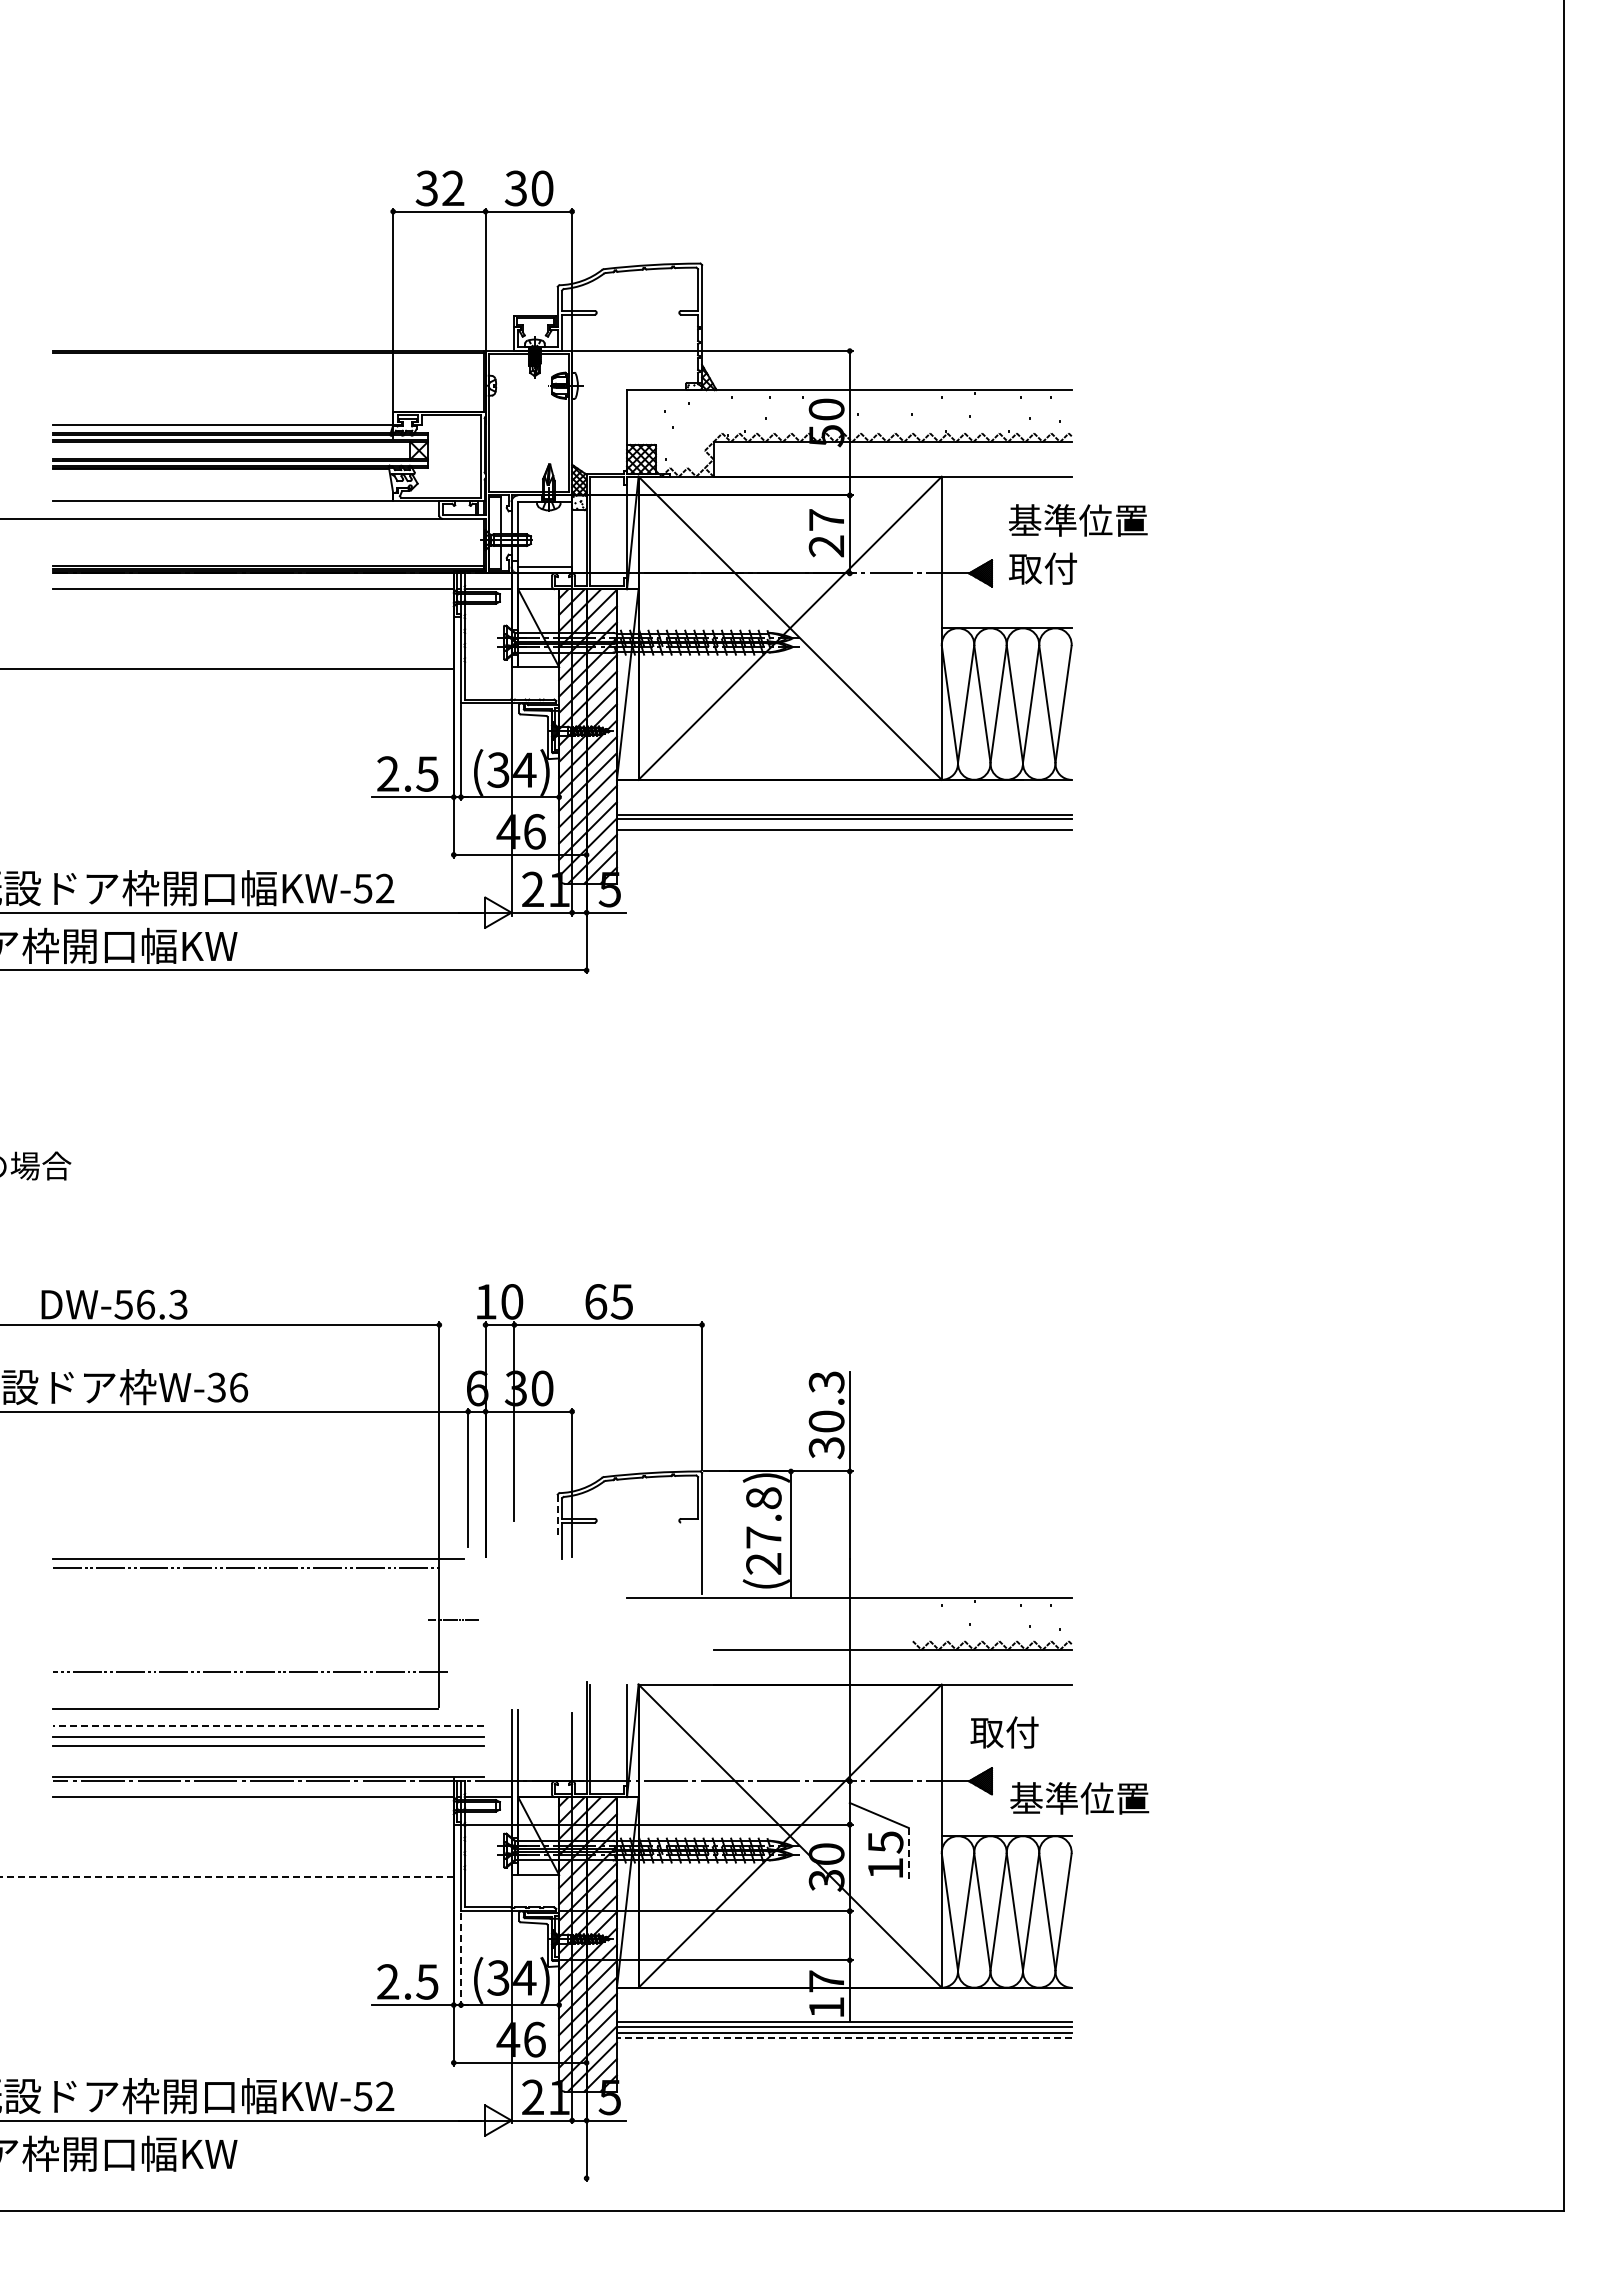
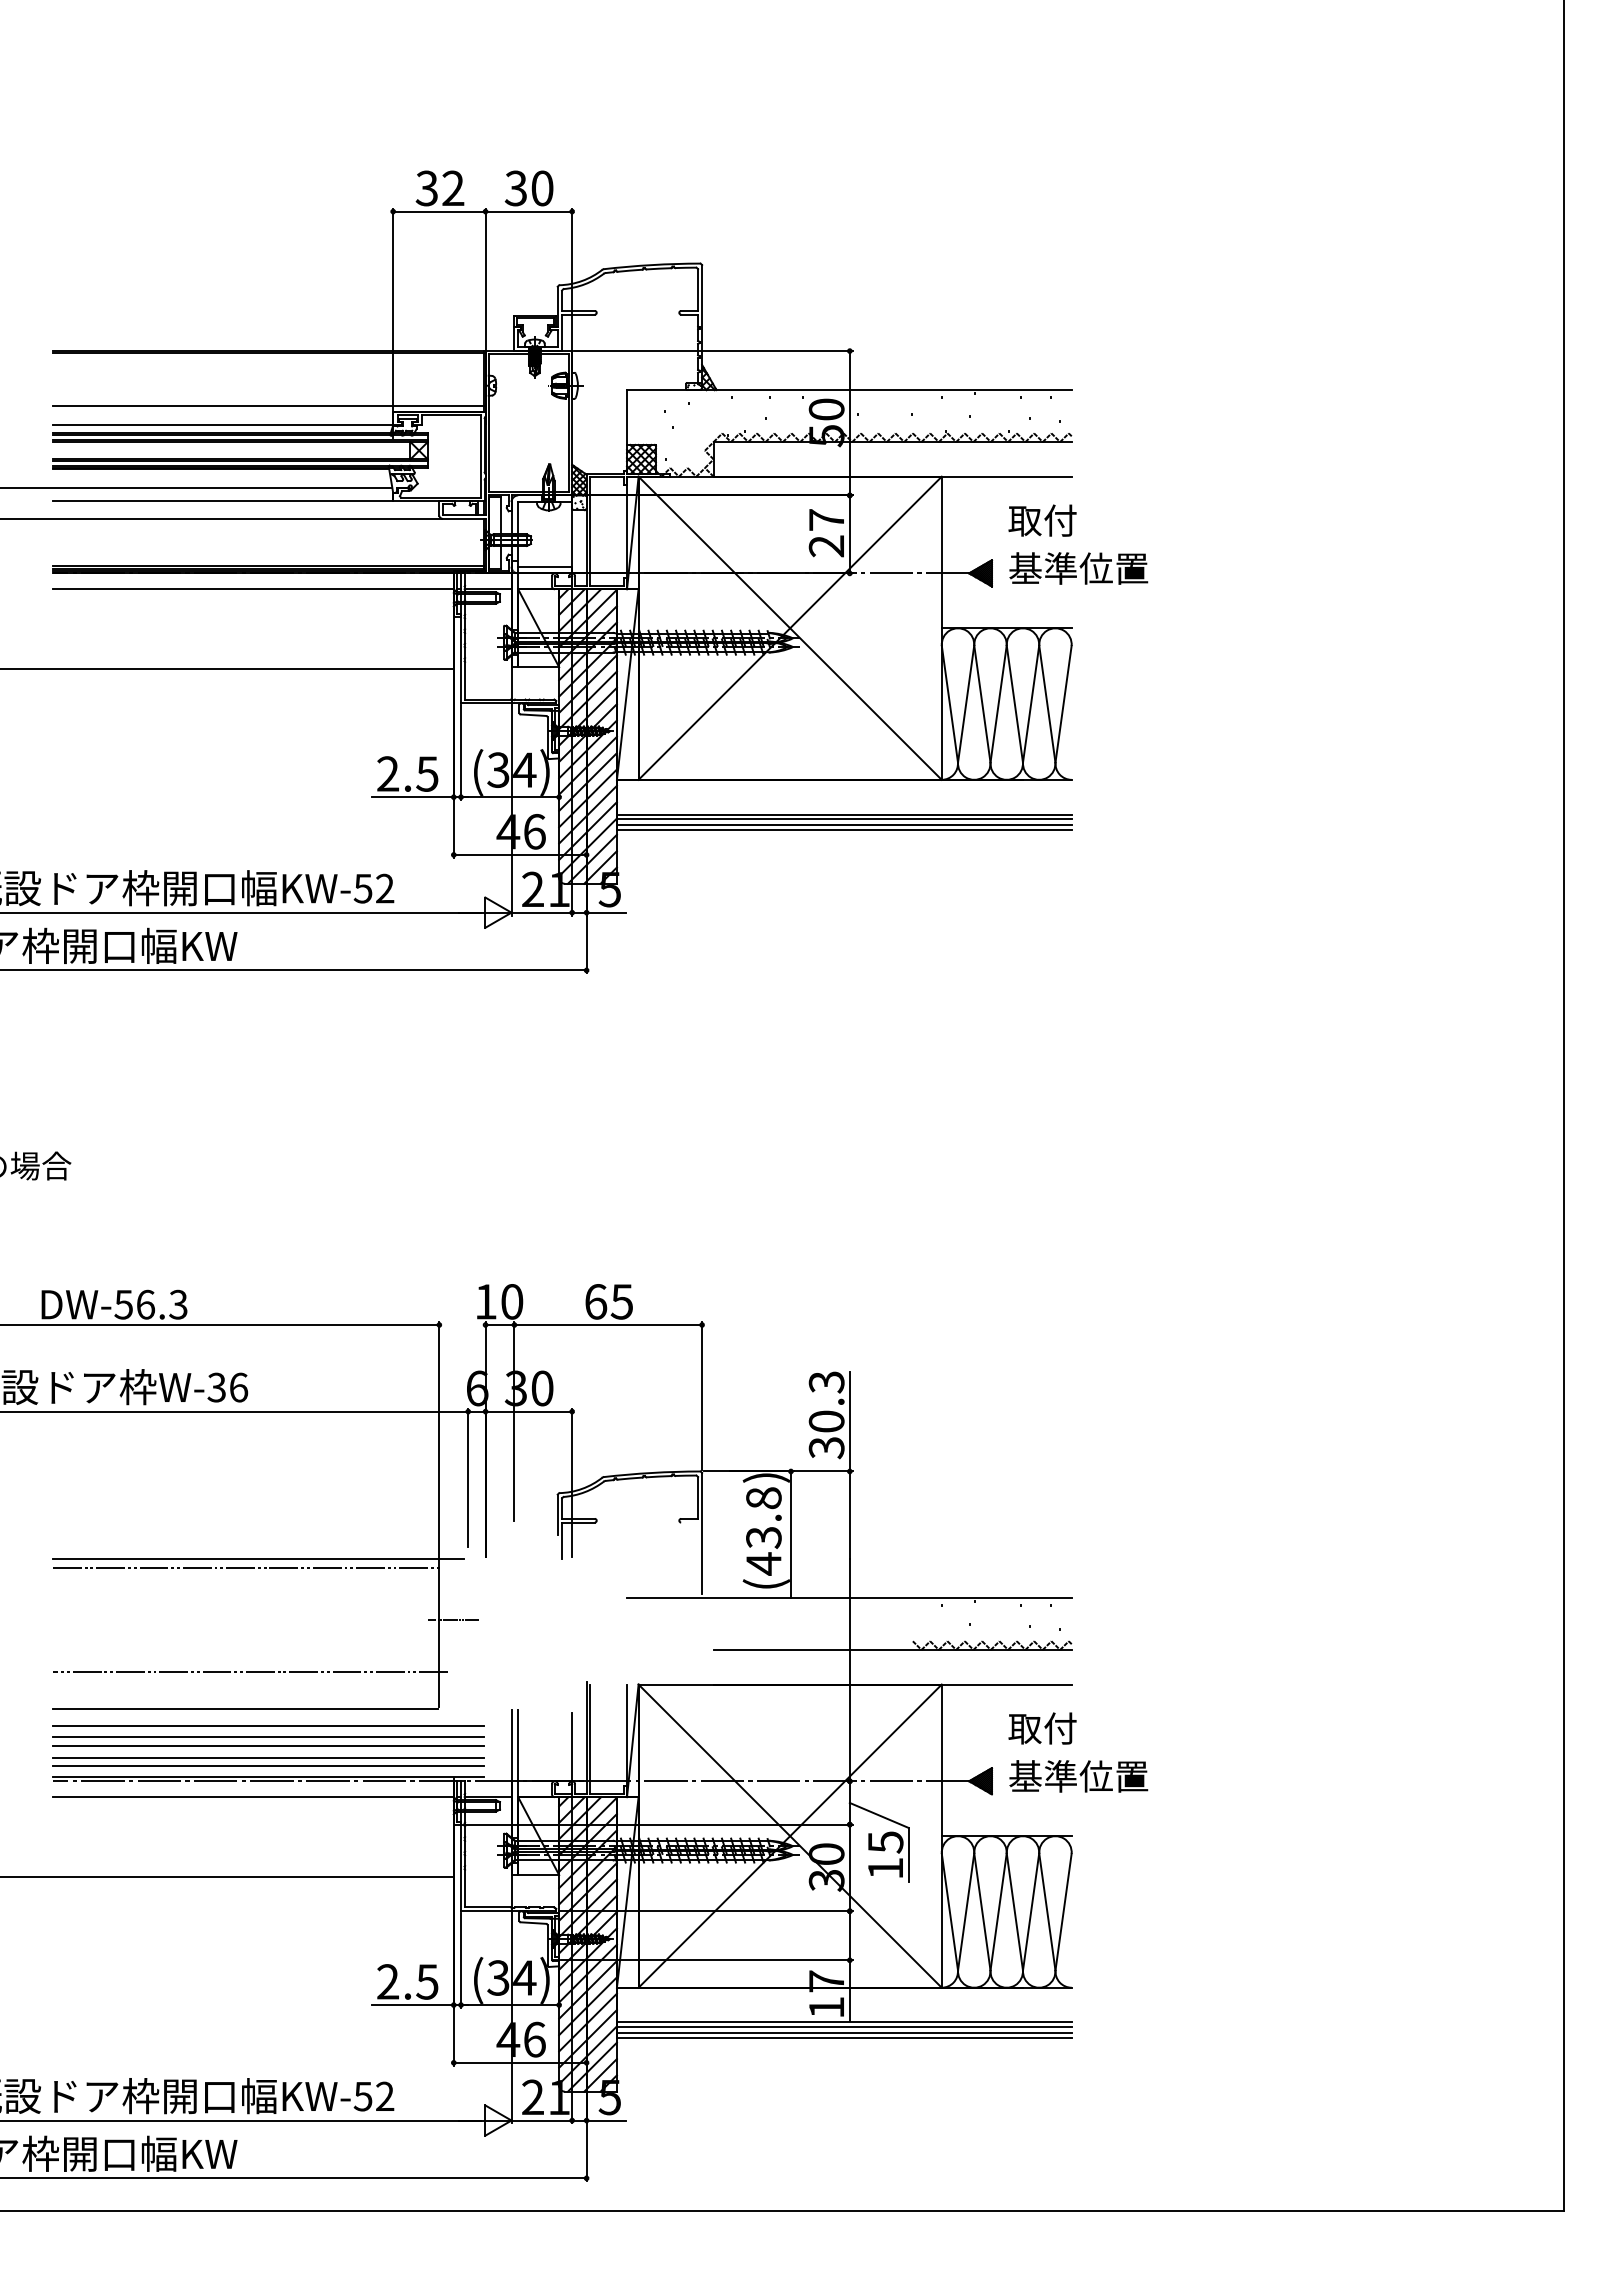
line: none -> present (268, 405)
line: none -> present (197, 488)
text: 基準位置 -> 取付 (1077, 520)
text: 取付 -> 基準位置 (1078, 568)
line: none -> present (843, 824)
line: dashed -> solid (557, 1515)
text: (27.8) -> (43.8) (763, 1550)
line: dashed -> solid (268, 1726)
text position: (1004, 1732) -> (1042, 1728) (1042, 1728)
line: none -> present (268, 1757)
line: none -> present (268, 1766)
text position: (1079, 1798) -> (1078, 1776) (1078, 1776)
line: dashed -> solid (908, 1855)
line: dashed -> solid (226, 1876)
line: dashed -> solid (461, 1960)
line: dashed -> solid (843, 2038)
line: none -> present (294, 2178)
